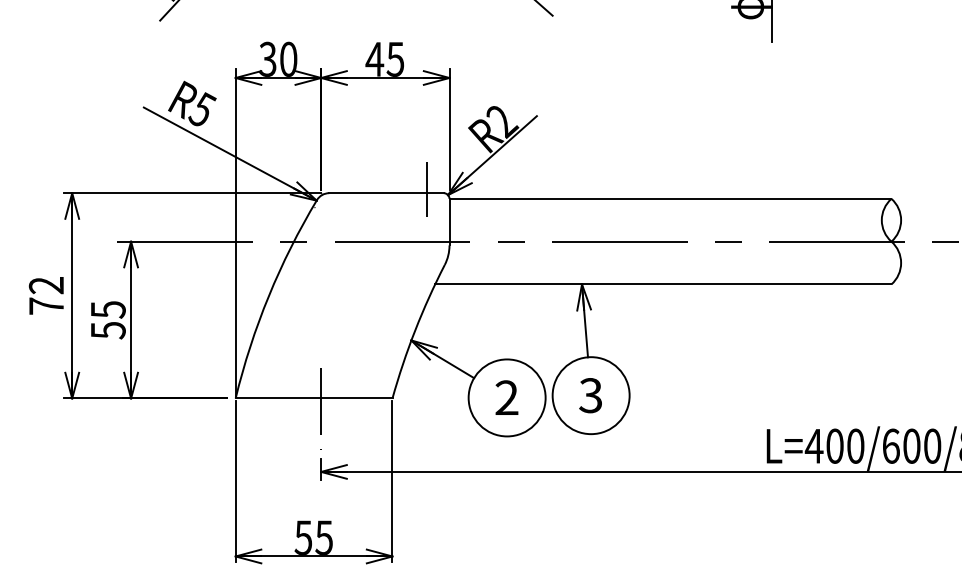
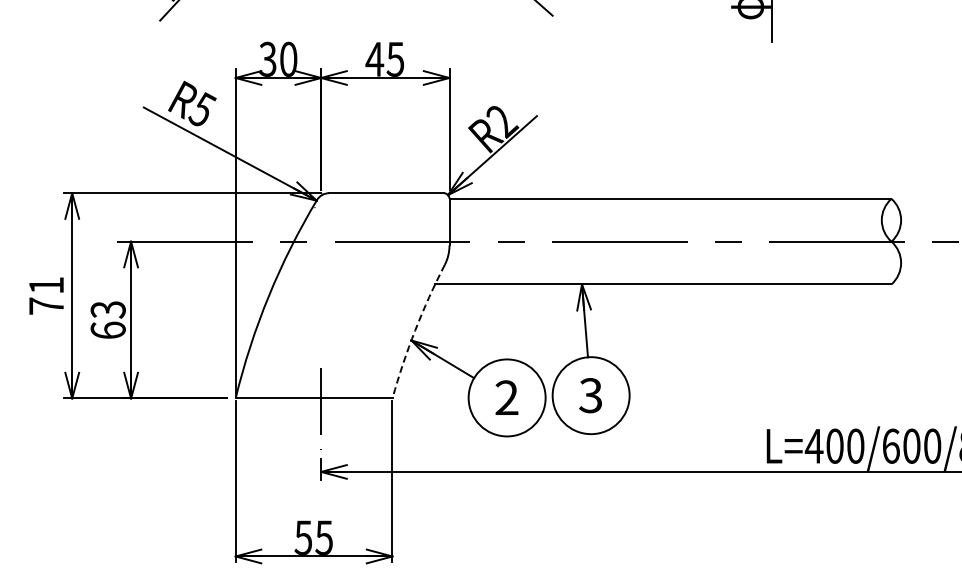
line: present -> none (426, 189)
text: 72 -> 71 (45, 285)
text: 55 -> 63 (107, 320)
arc: solid -> dashed (415, 330)
